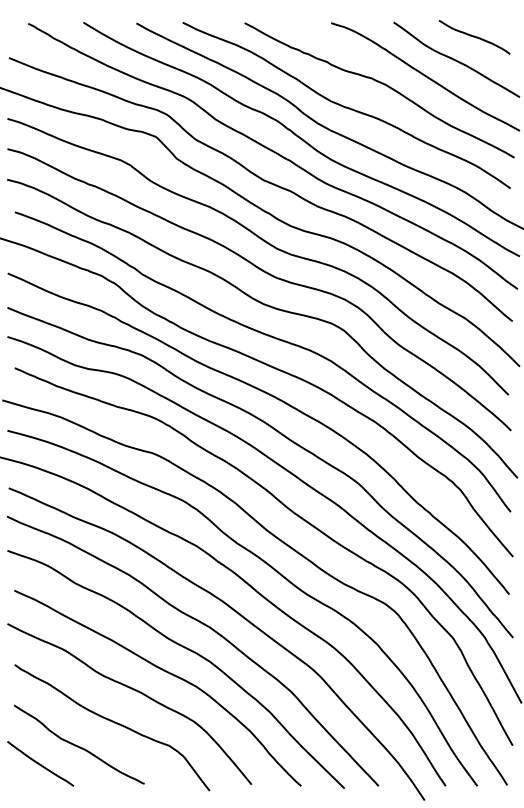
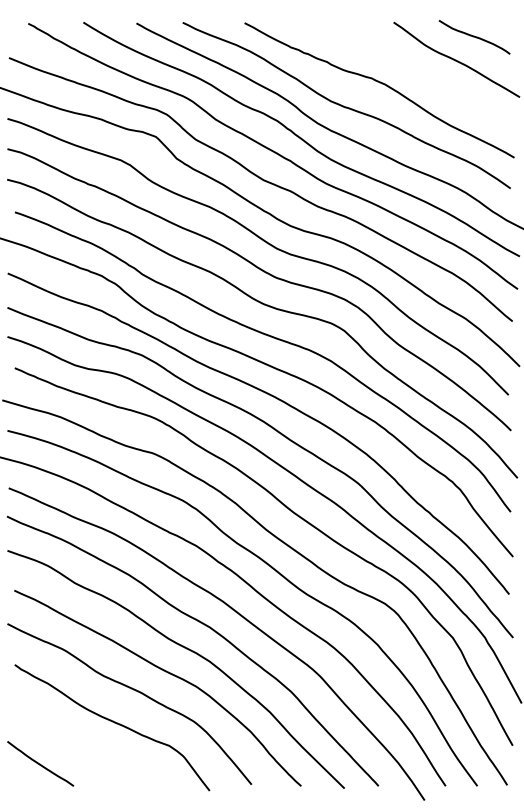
curve: present -> none (425, 76)
curve: present -> none (78, 745)
